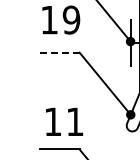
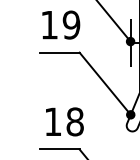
text position: (61, 19) -> (61, 24) (61, 24)
line: dashed -> solid (59, 52)
text: 11 -> 18 (74, 121)
